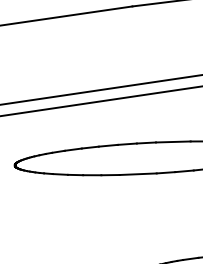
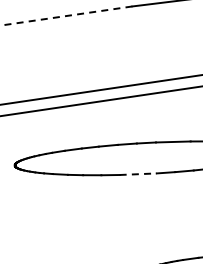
line: solid -> dashed (66, 16)
line: solid -> dashed (138, 174)
